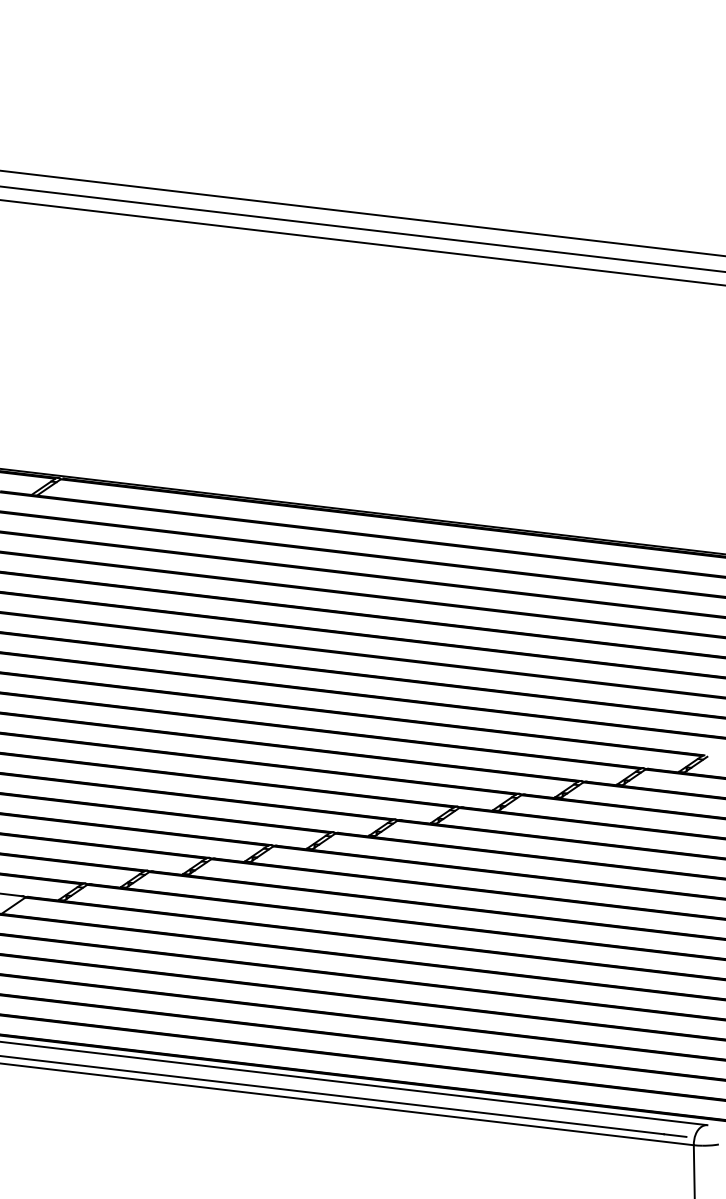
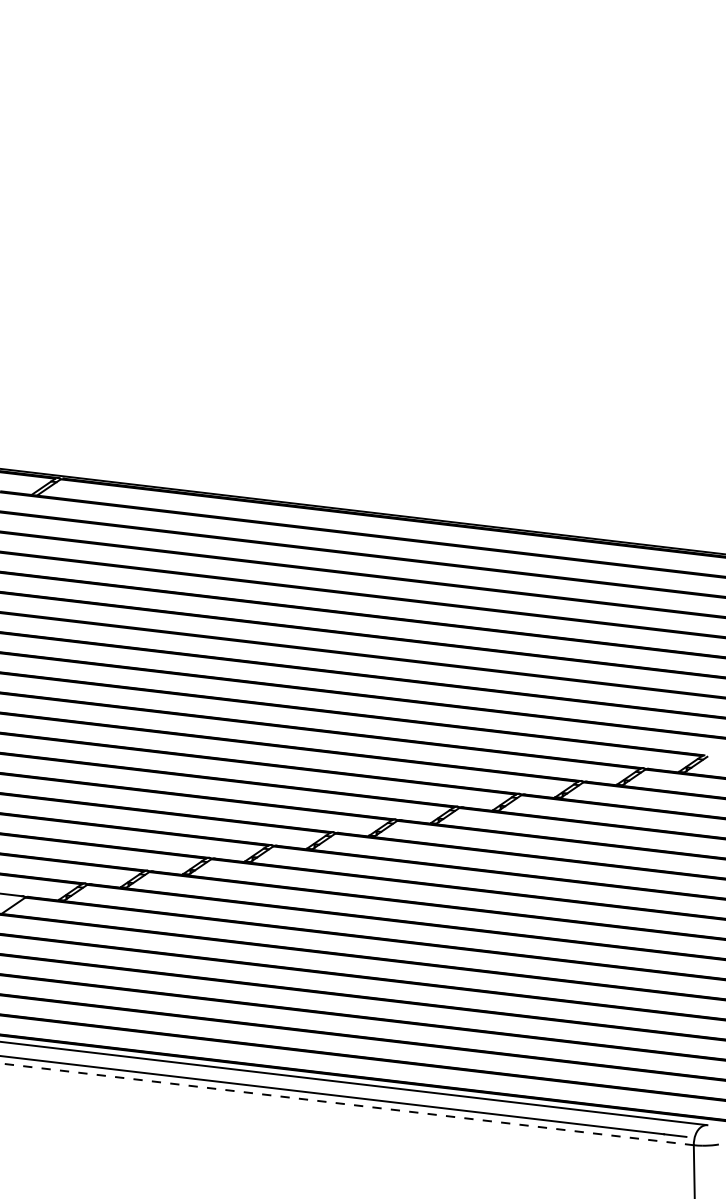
line: present -> none (362, 213)
line: present -> none (362, 228)
line: present -> none (362, 242)
line: solid -> dashed (347, 1104)
